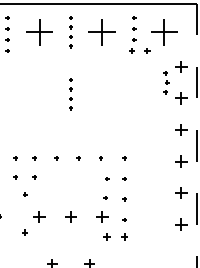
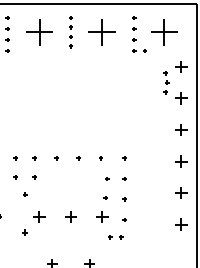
part size: 22x6 px -> 15x4 px (139, 50)
part: present -> none (70, 94)
line: dashed -> solid (197, 135)
part size: 25x8 px -> 16x5 px (115, 237)
